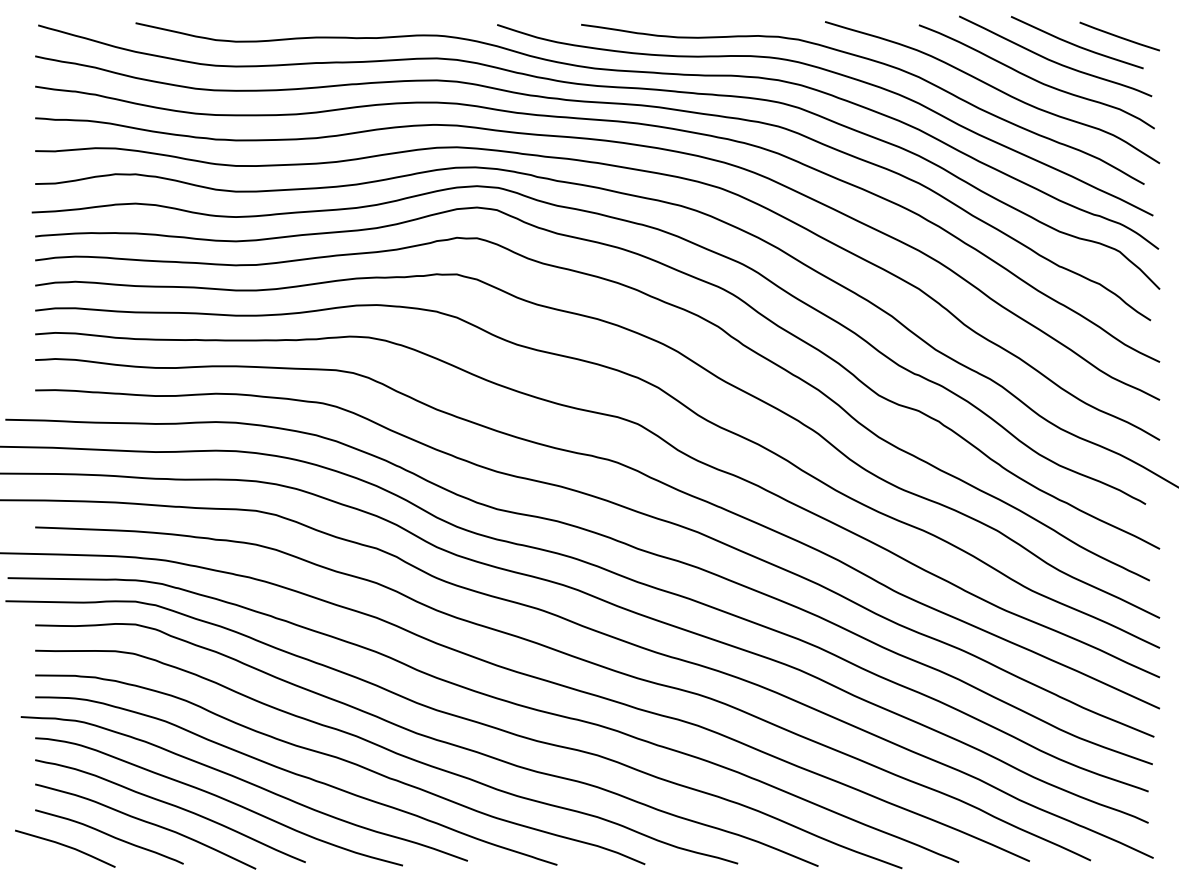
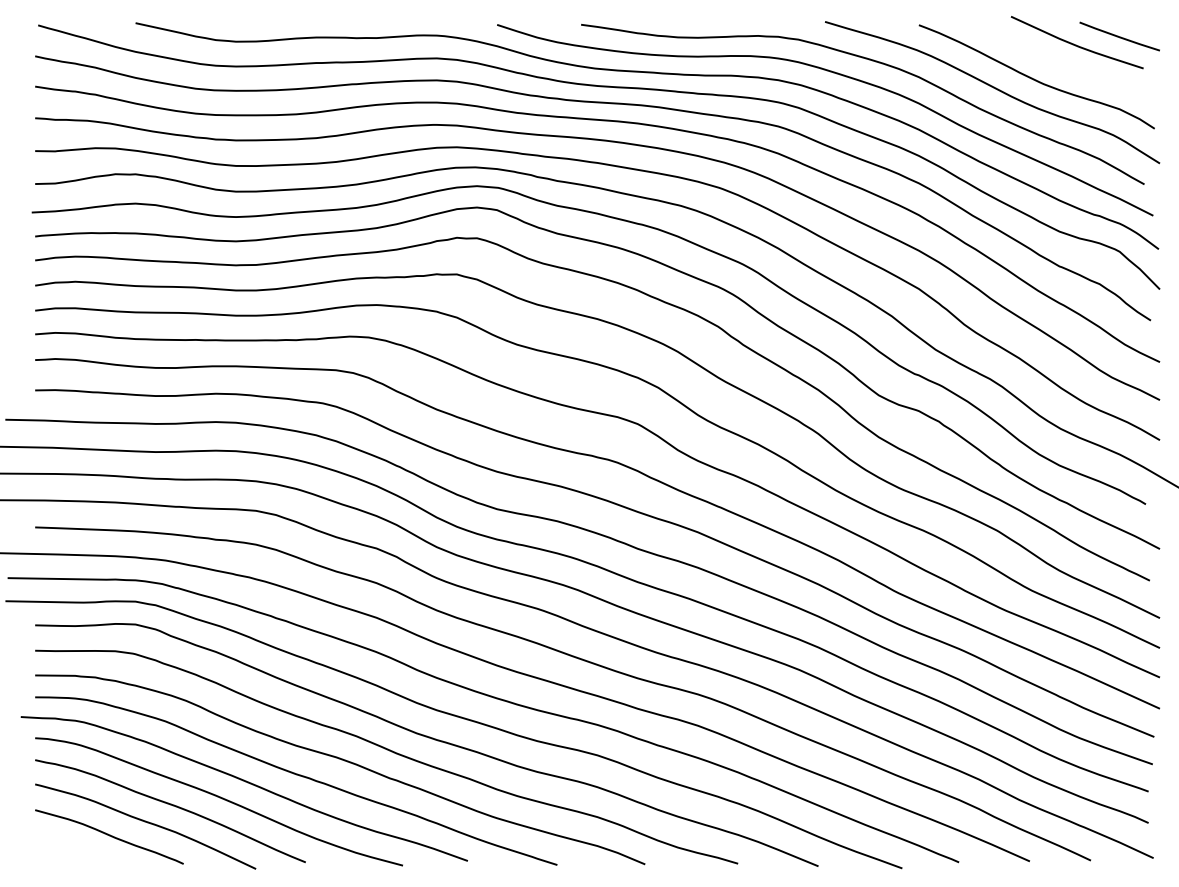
curve: present -> none (1053, 60)
line: present -> none (65, 846)
